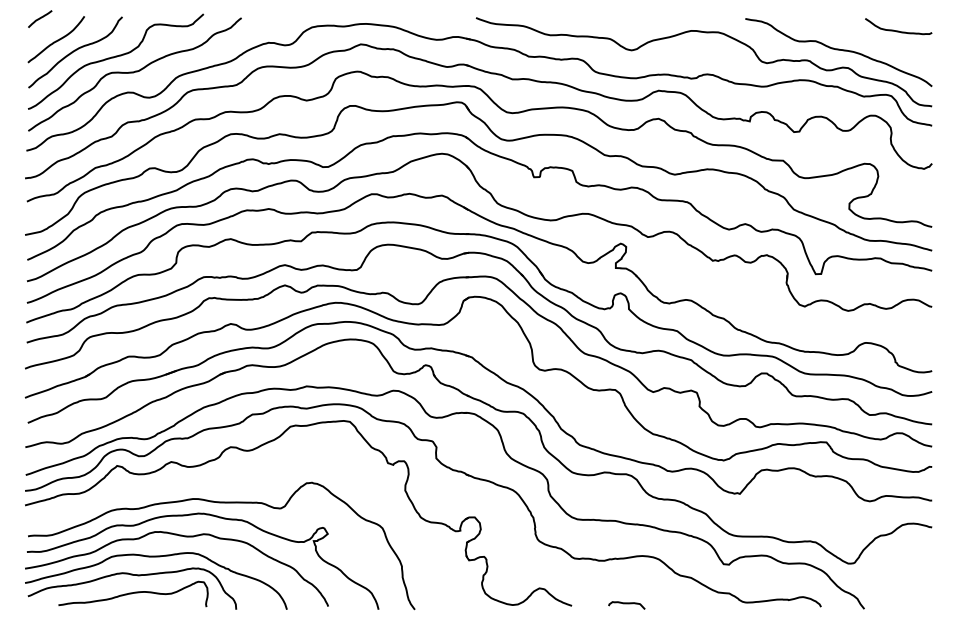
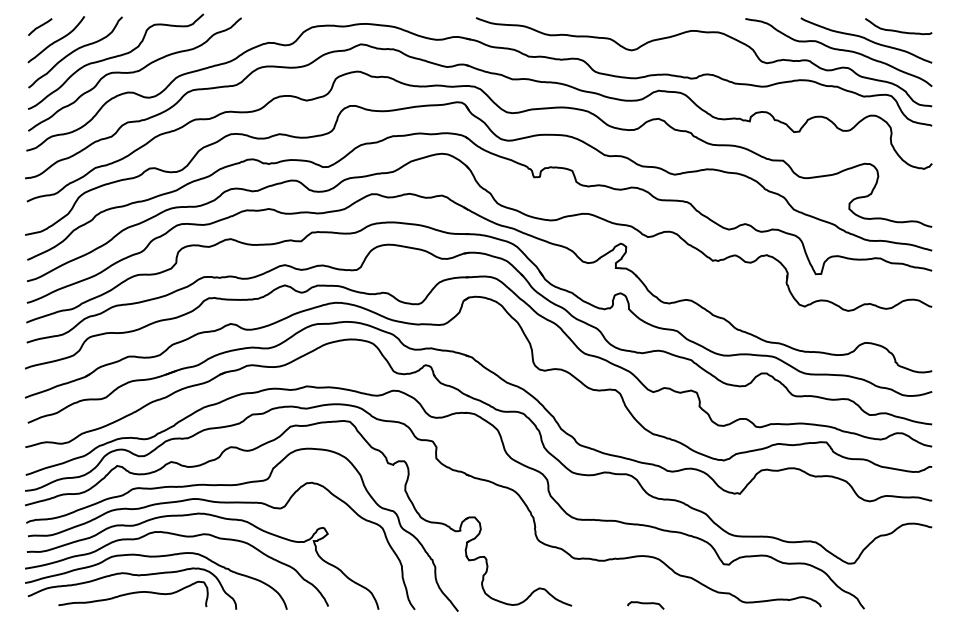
line position: (40, 18) -> (40, 26) (40, 26)
curve: none -> present (866, 40)
curve: none -> present (240, 485)
curve position: (626, 604) -> (645, 604) (645, 604)
